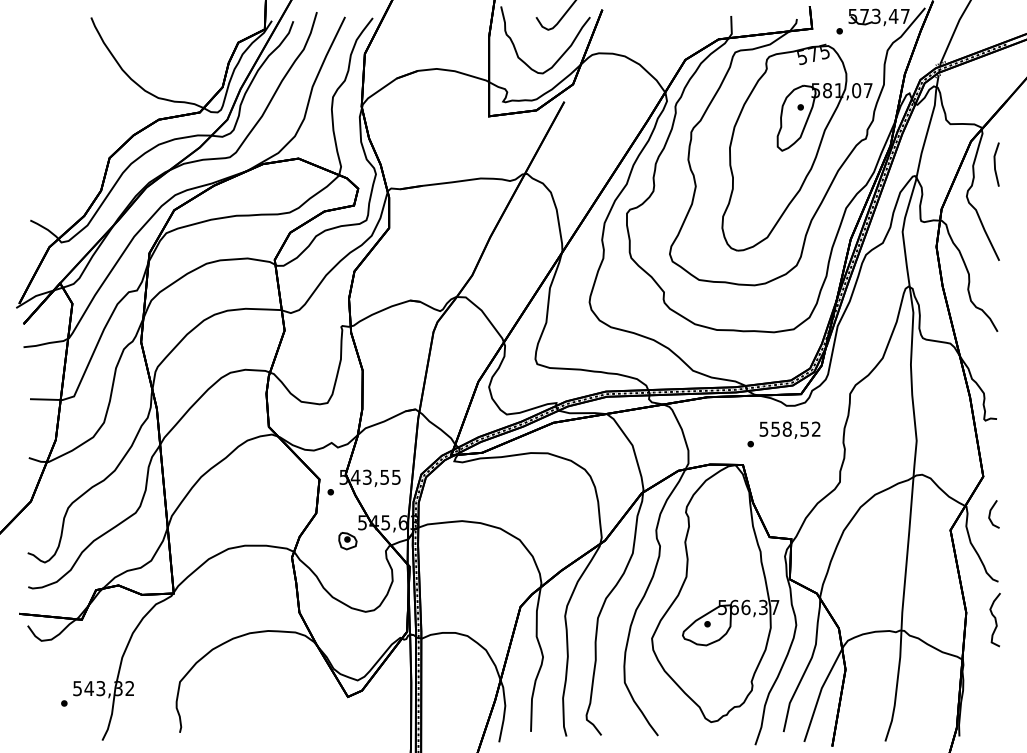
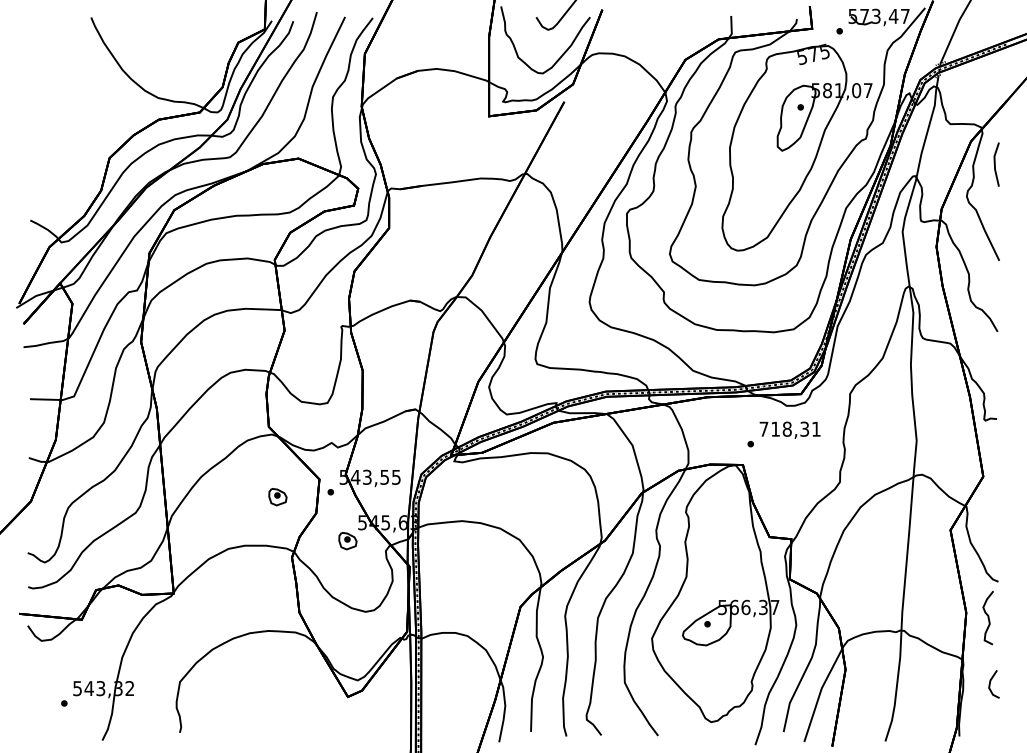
text: 558,52 -> 718,31 (789, 428)
part: none -> present (277, 497)
line position: (990, 514) -> (990, 684) (990, 684)
curve position: (994, 619) -> (987, 617) (987, 617)
